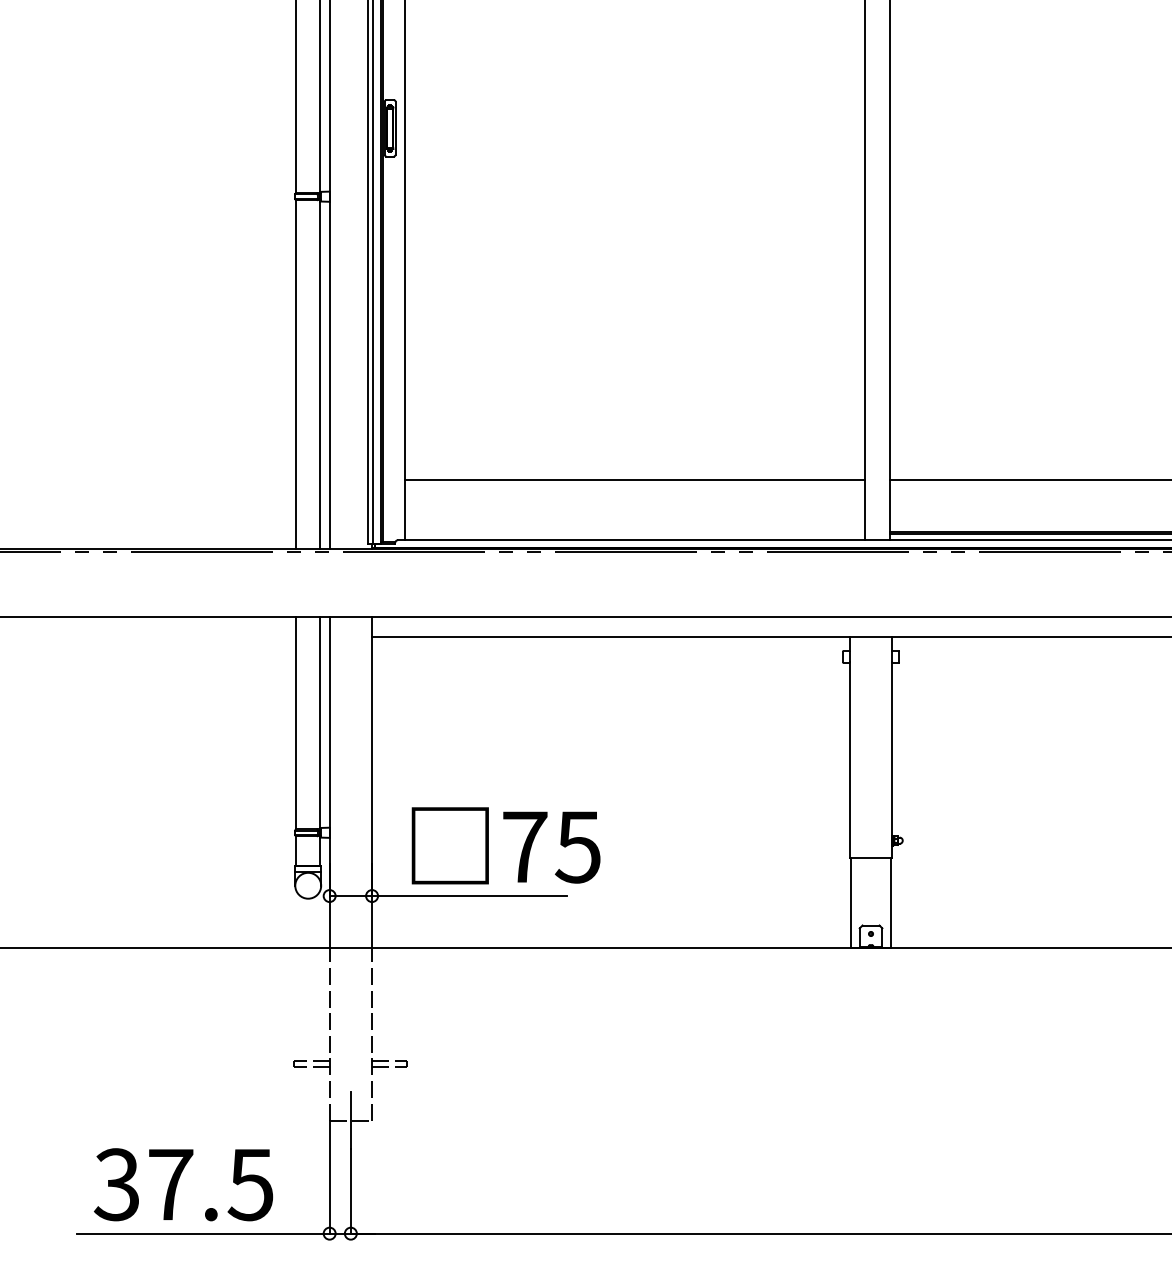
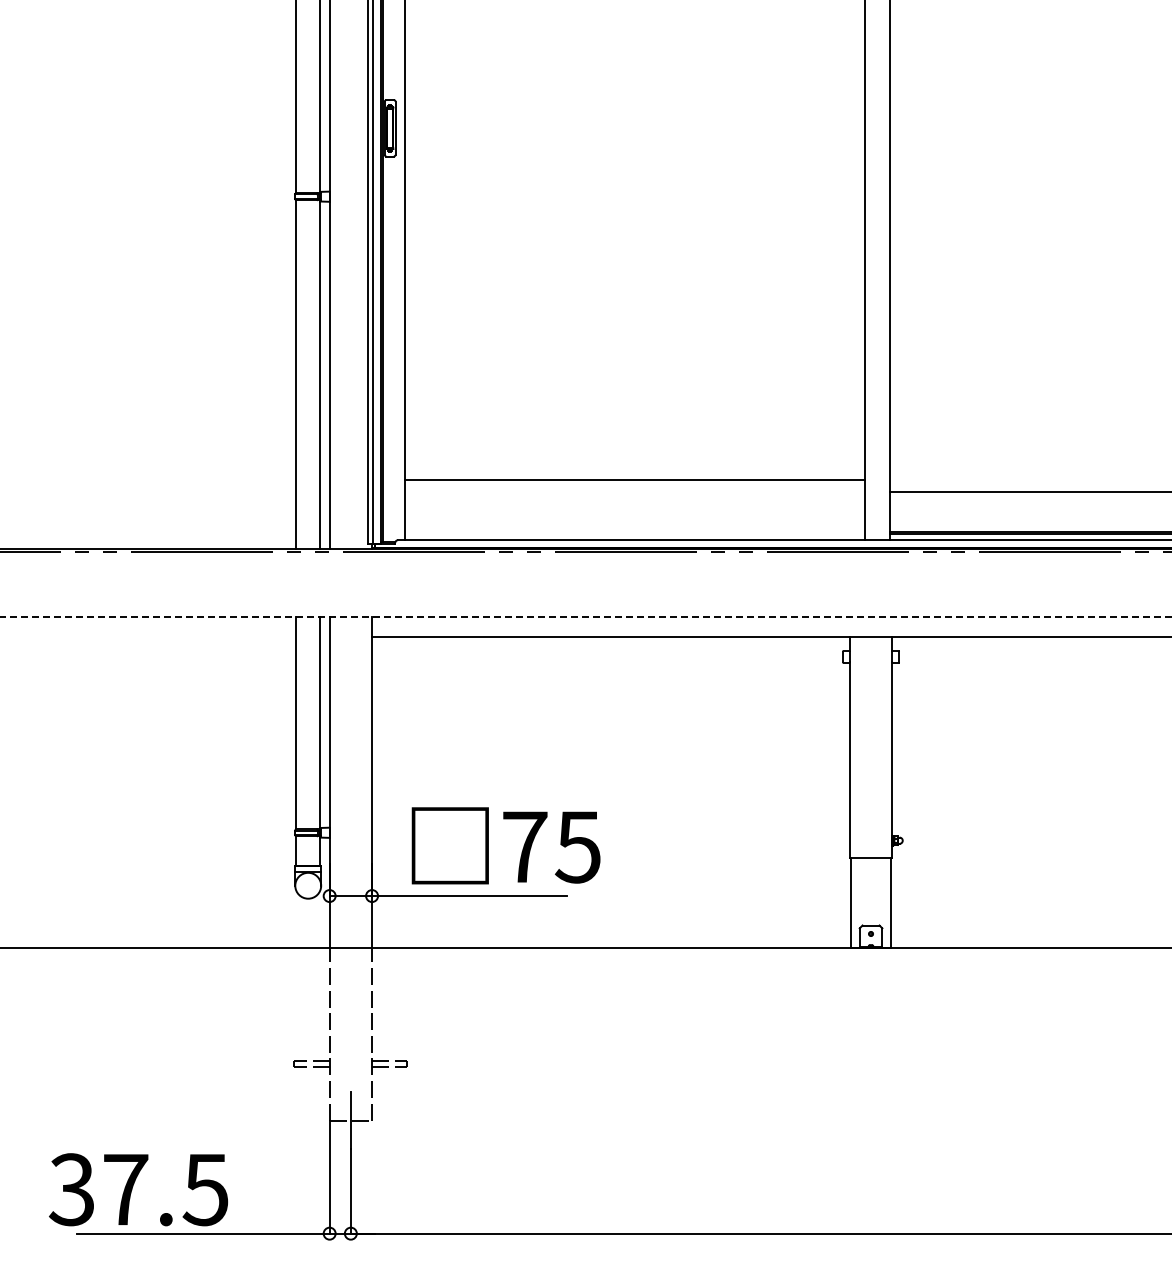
line position: (1029, 479) -> (1029, 491) (1029, 491)
line: solid -> dashed (585, 616)
text position: (183, 1184) -> (138, 1189) (138, 1189)
